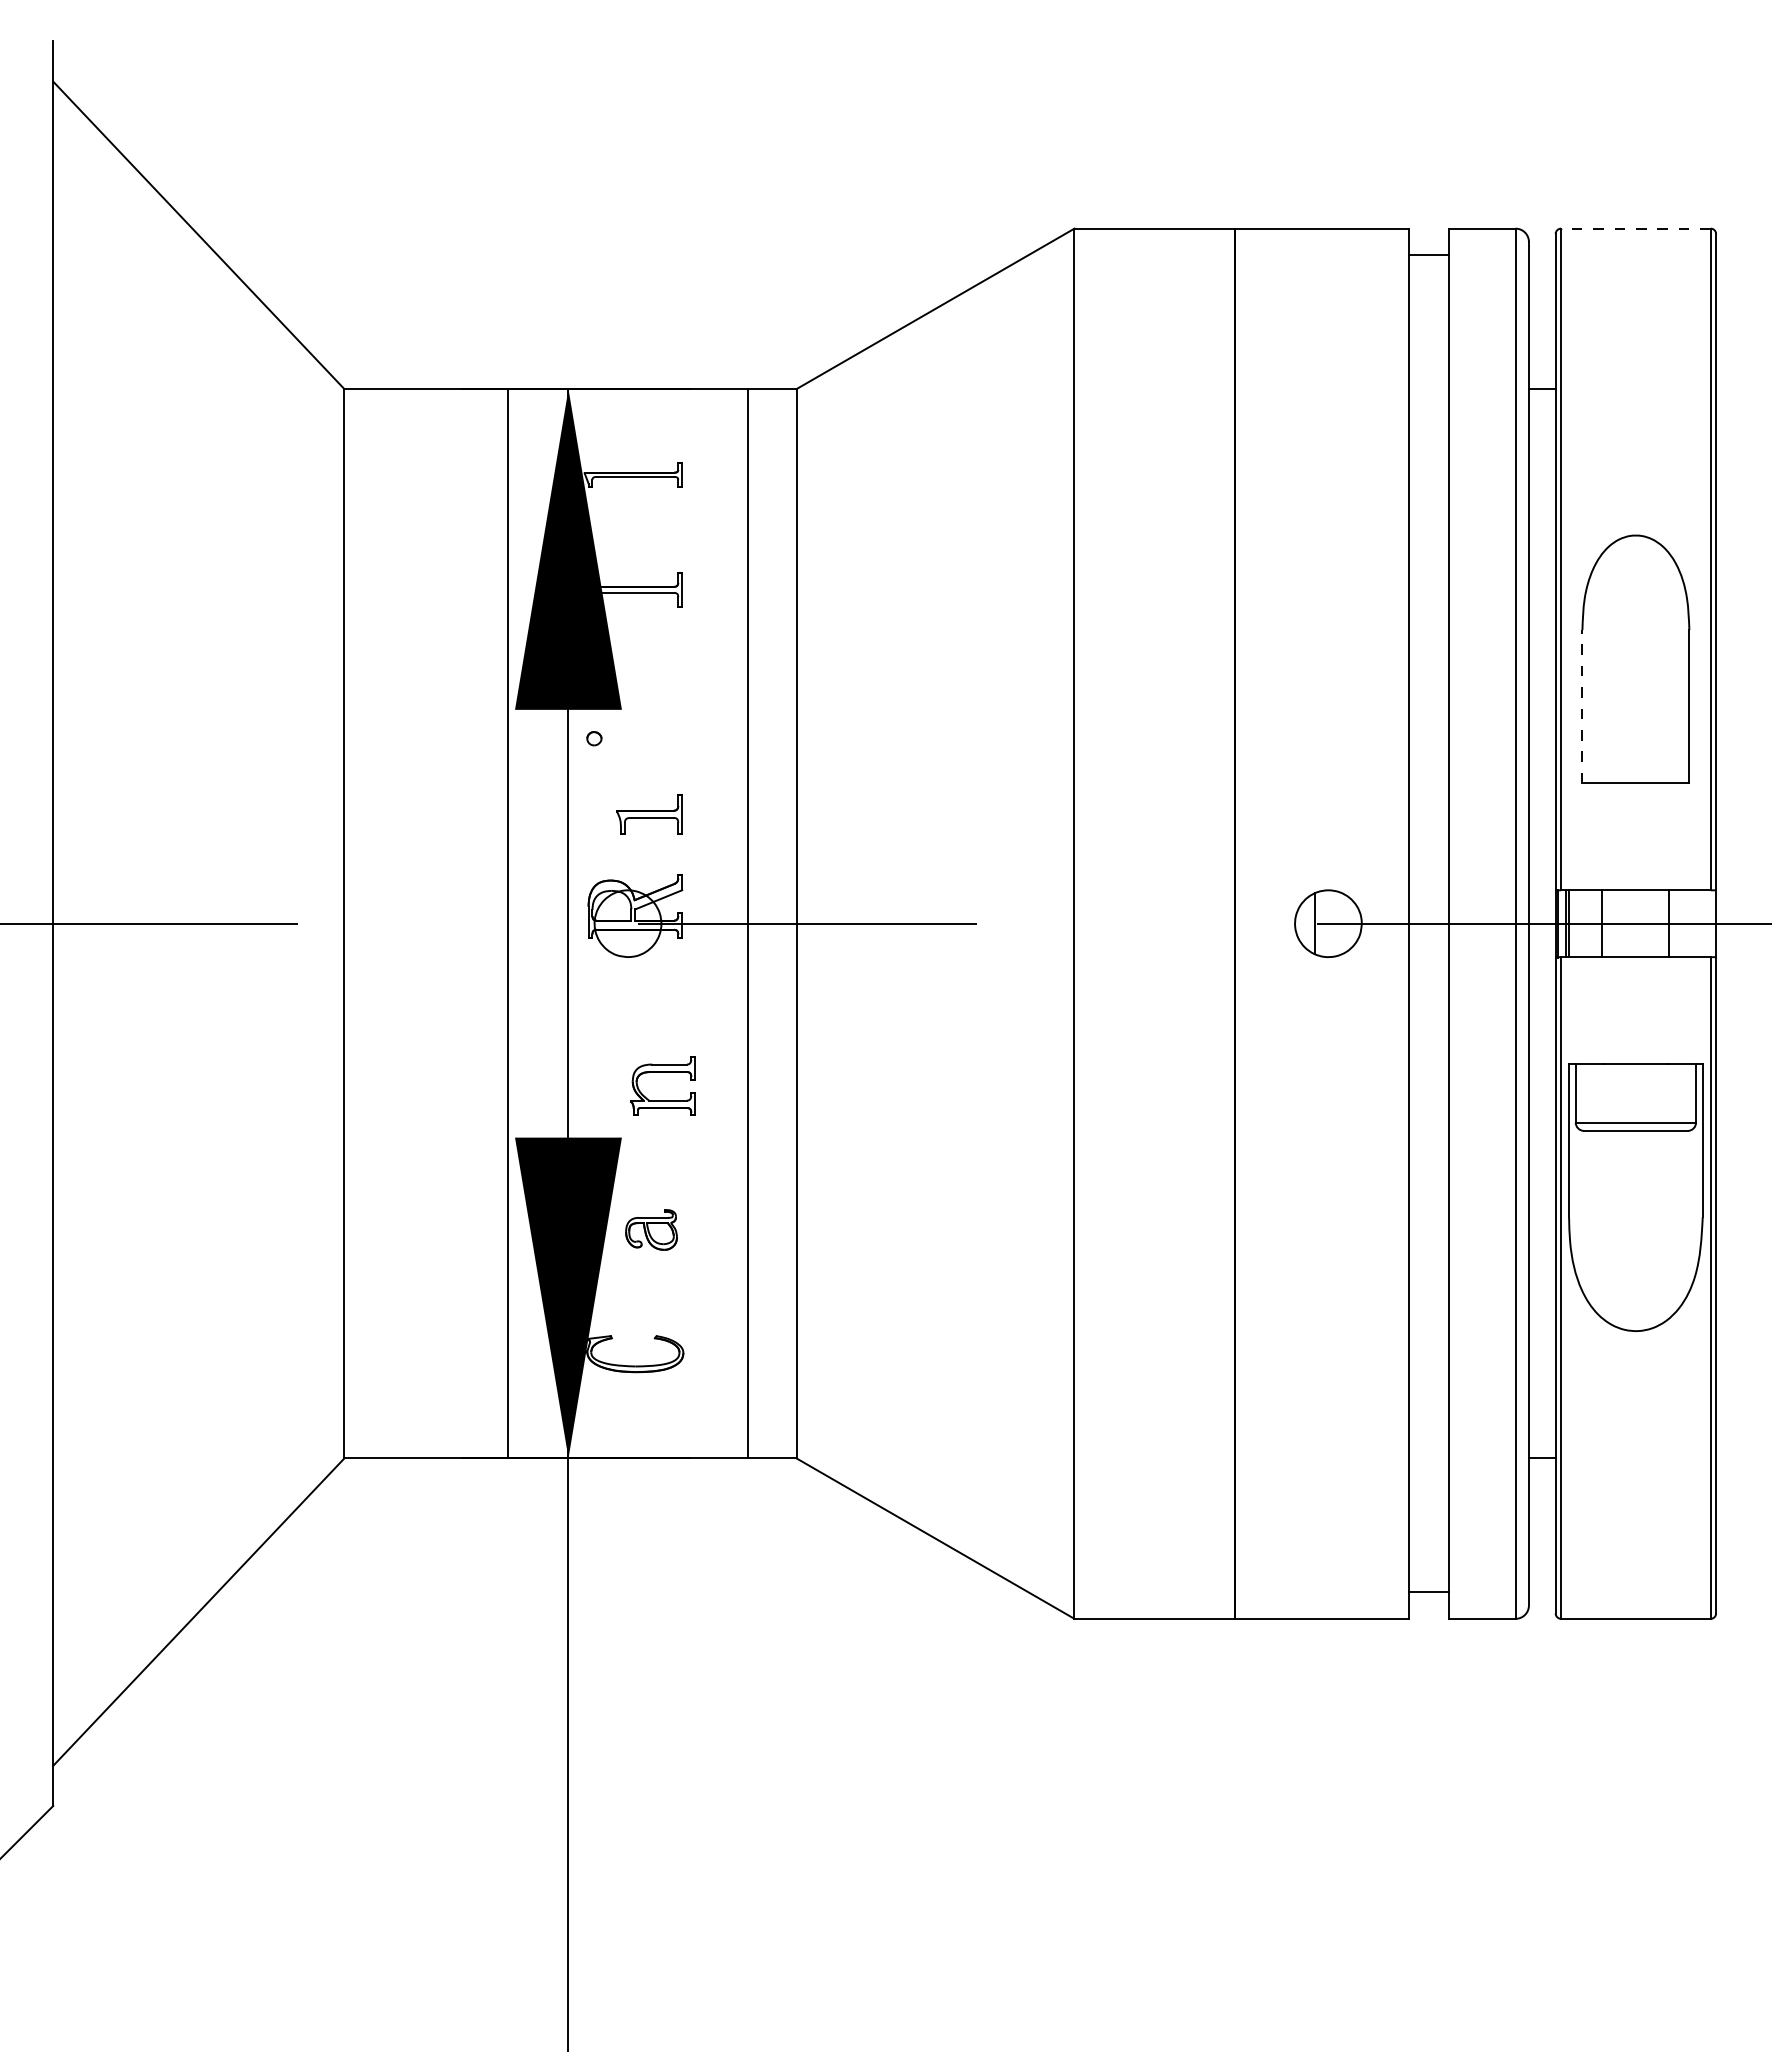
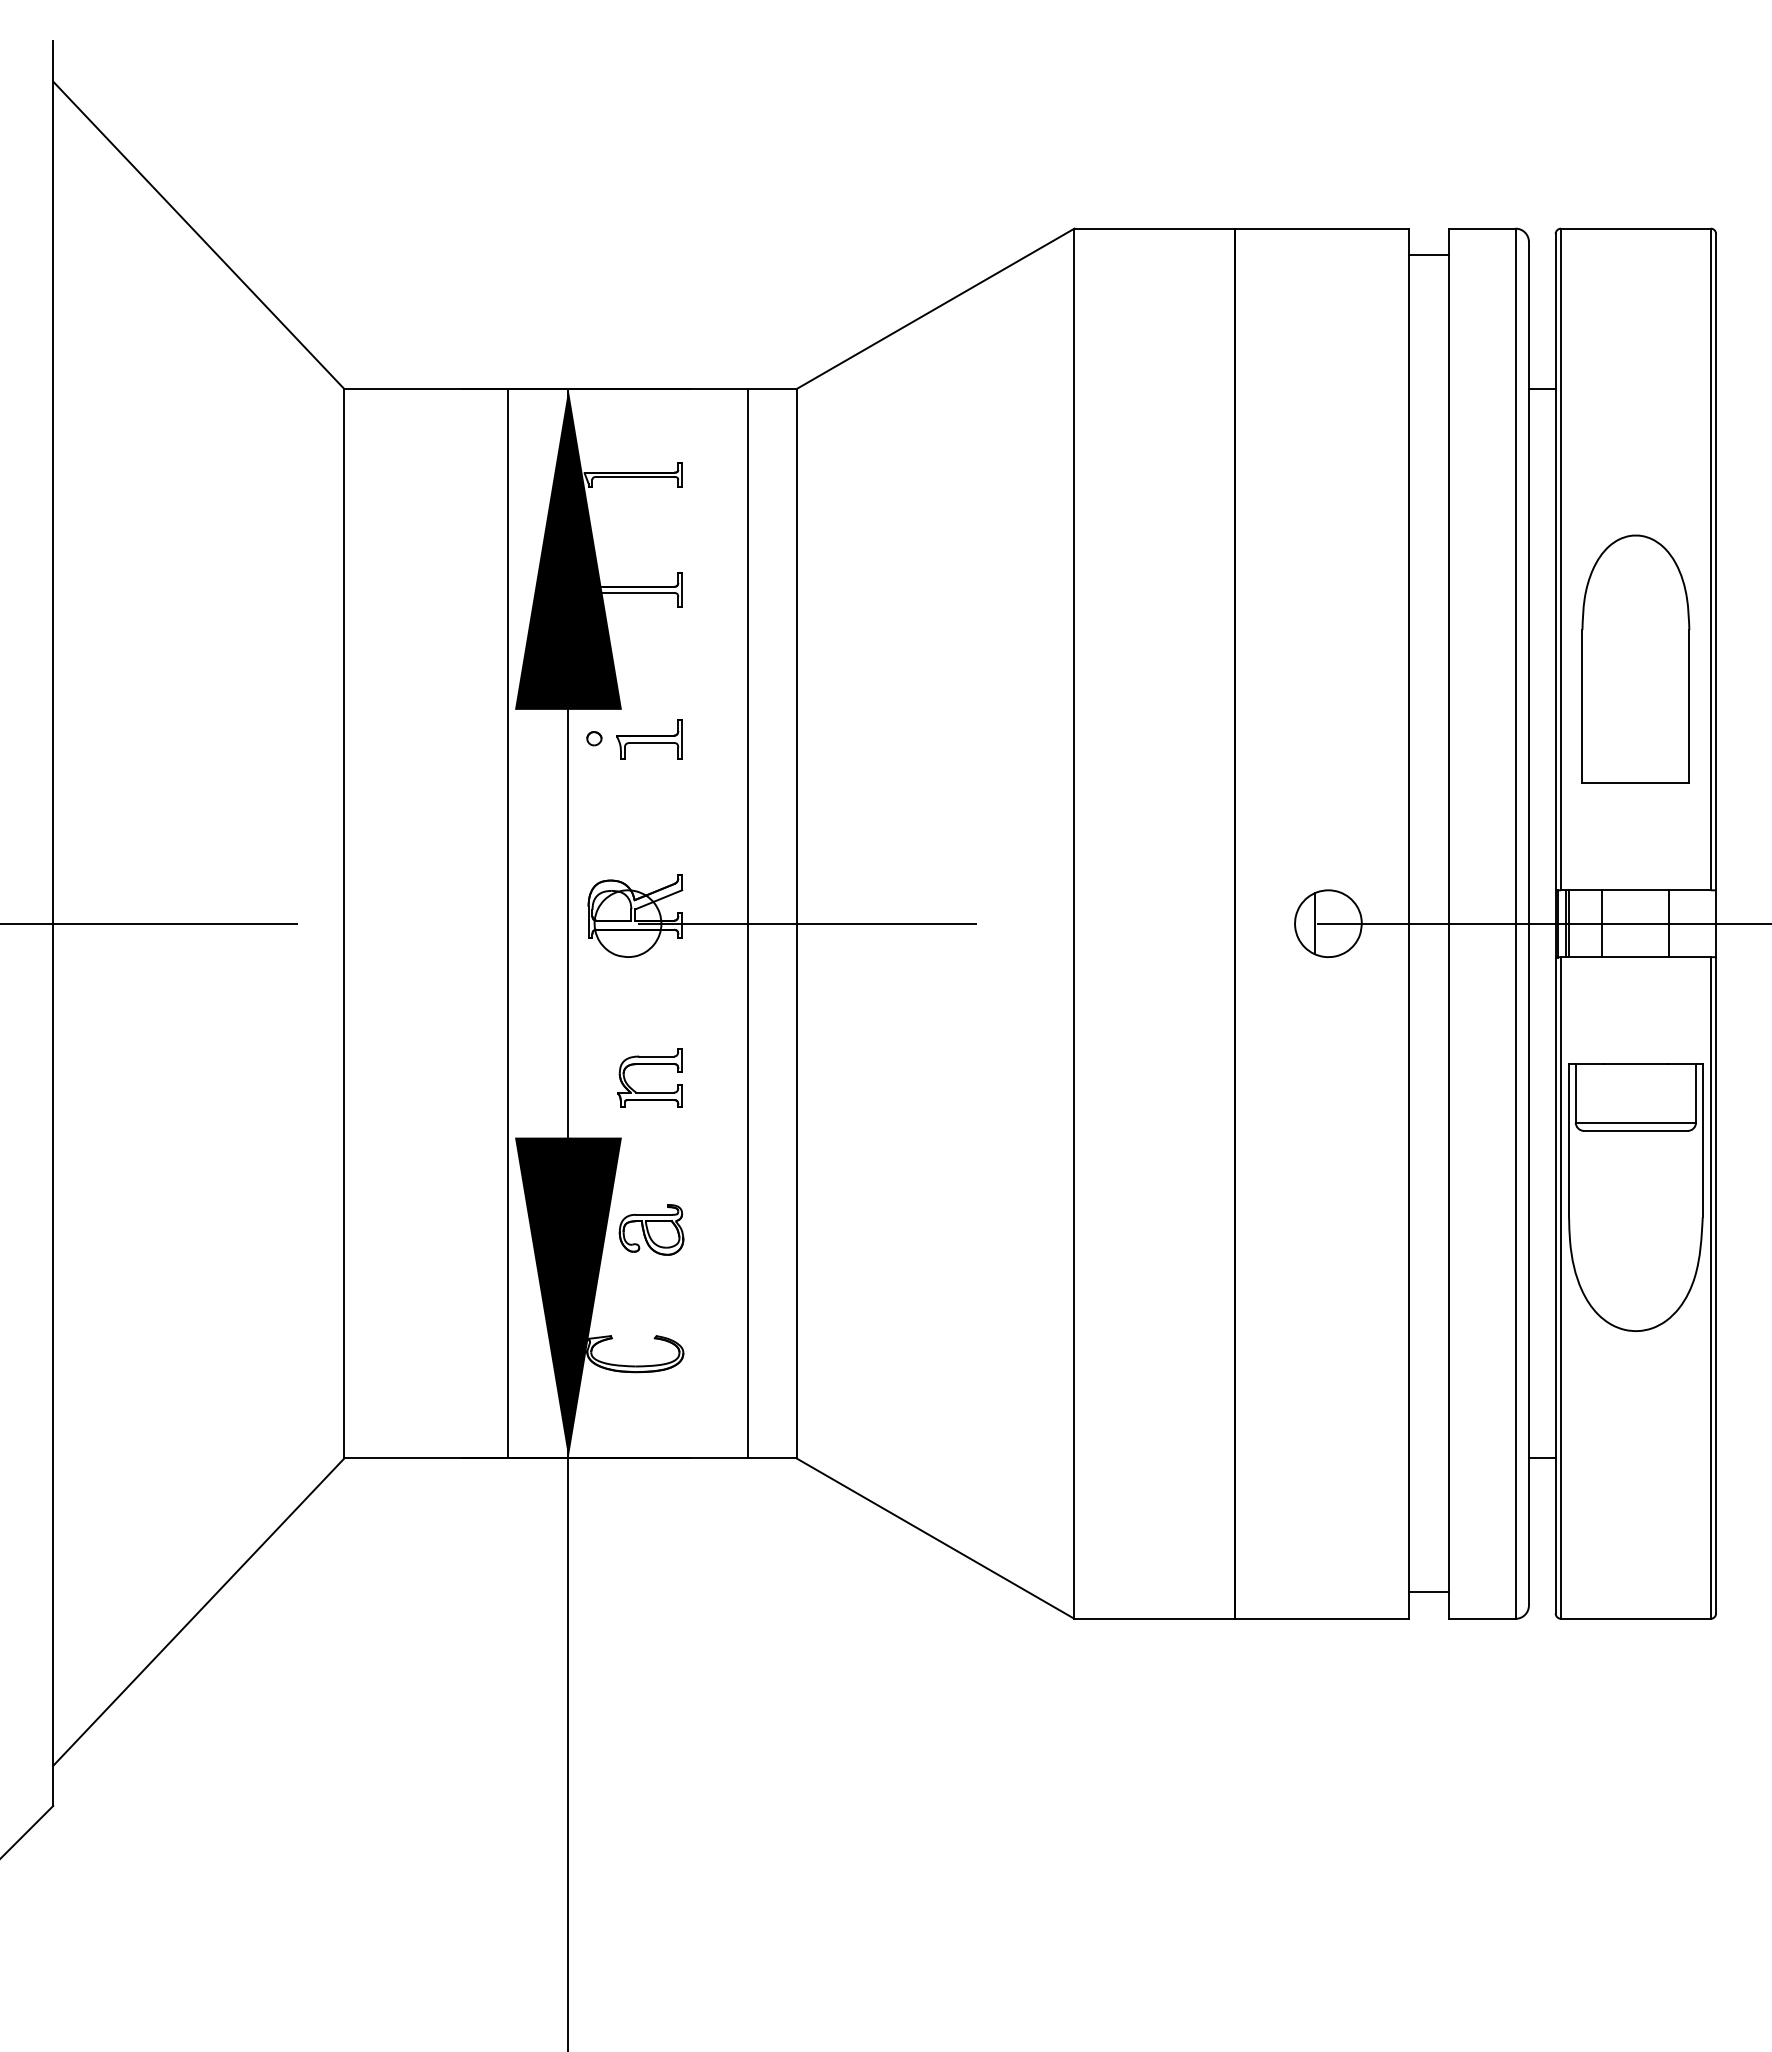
line: dashed -> solid (1635, 228)
line: dashed -> solid (1582, 706)
part position: (649, 814) -> (649, 739) (649, 739)
part position: (662, 1072) -> (649, 1064) (649, 1064)
part size: 53x42 px -> 67x52 px (651, 1229)
